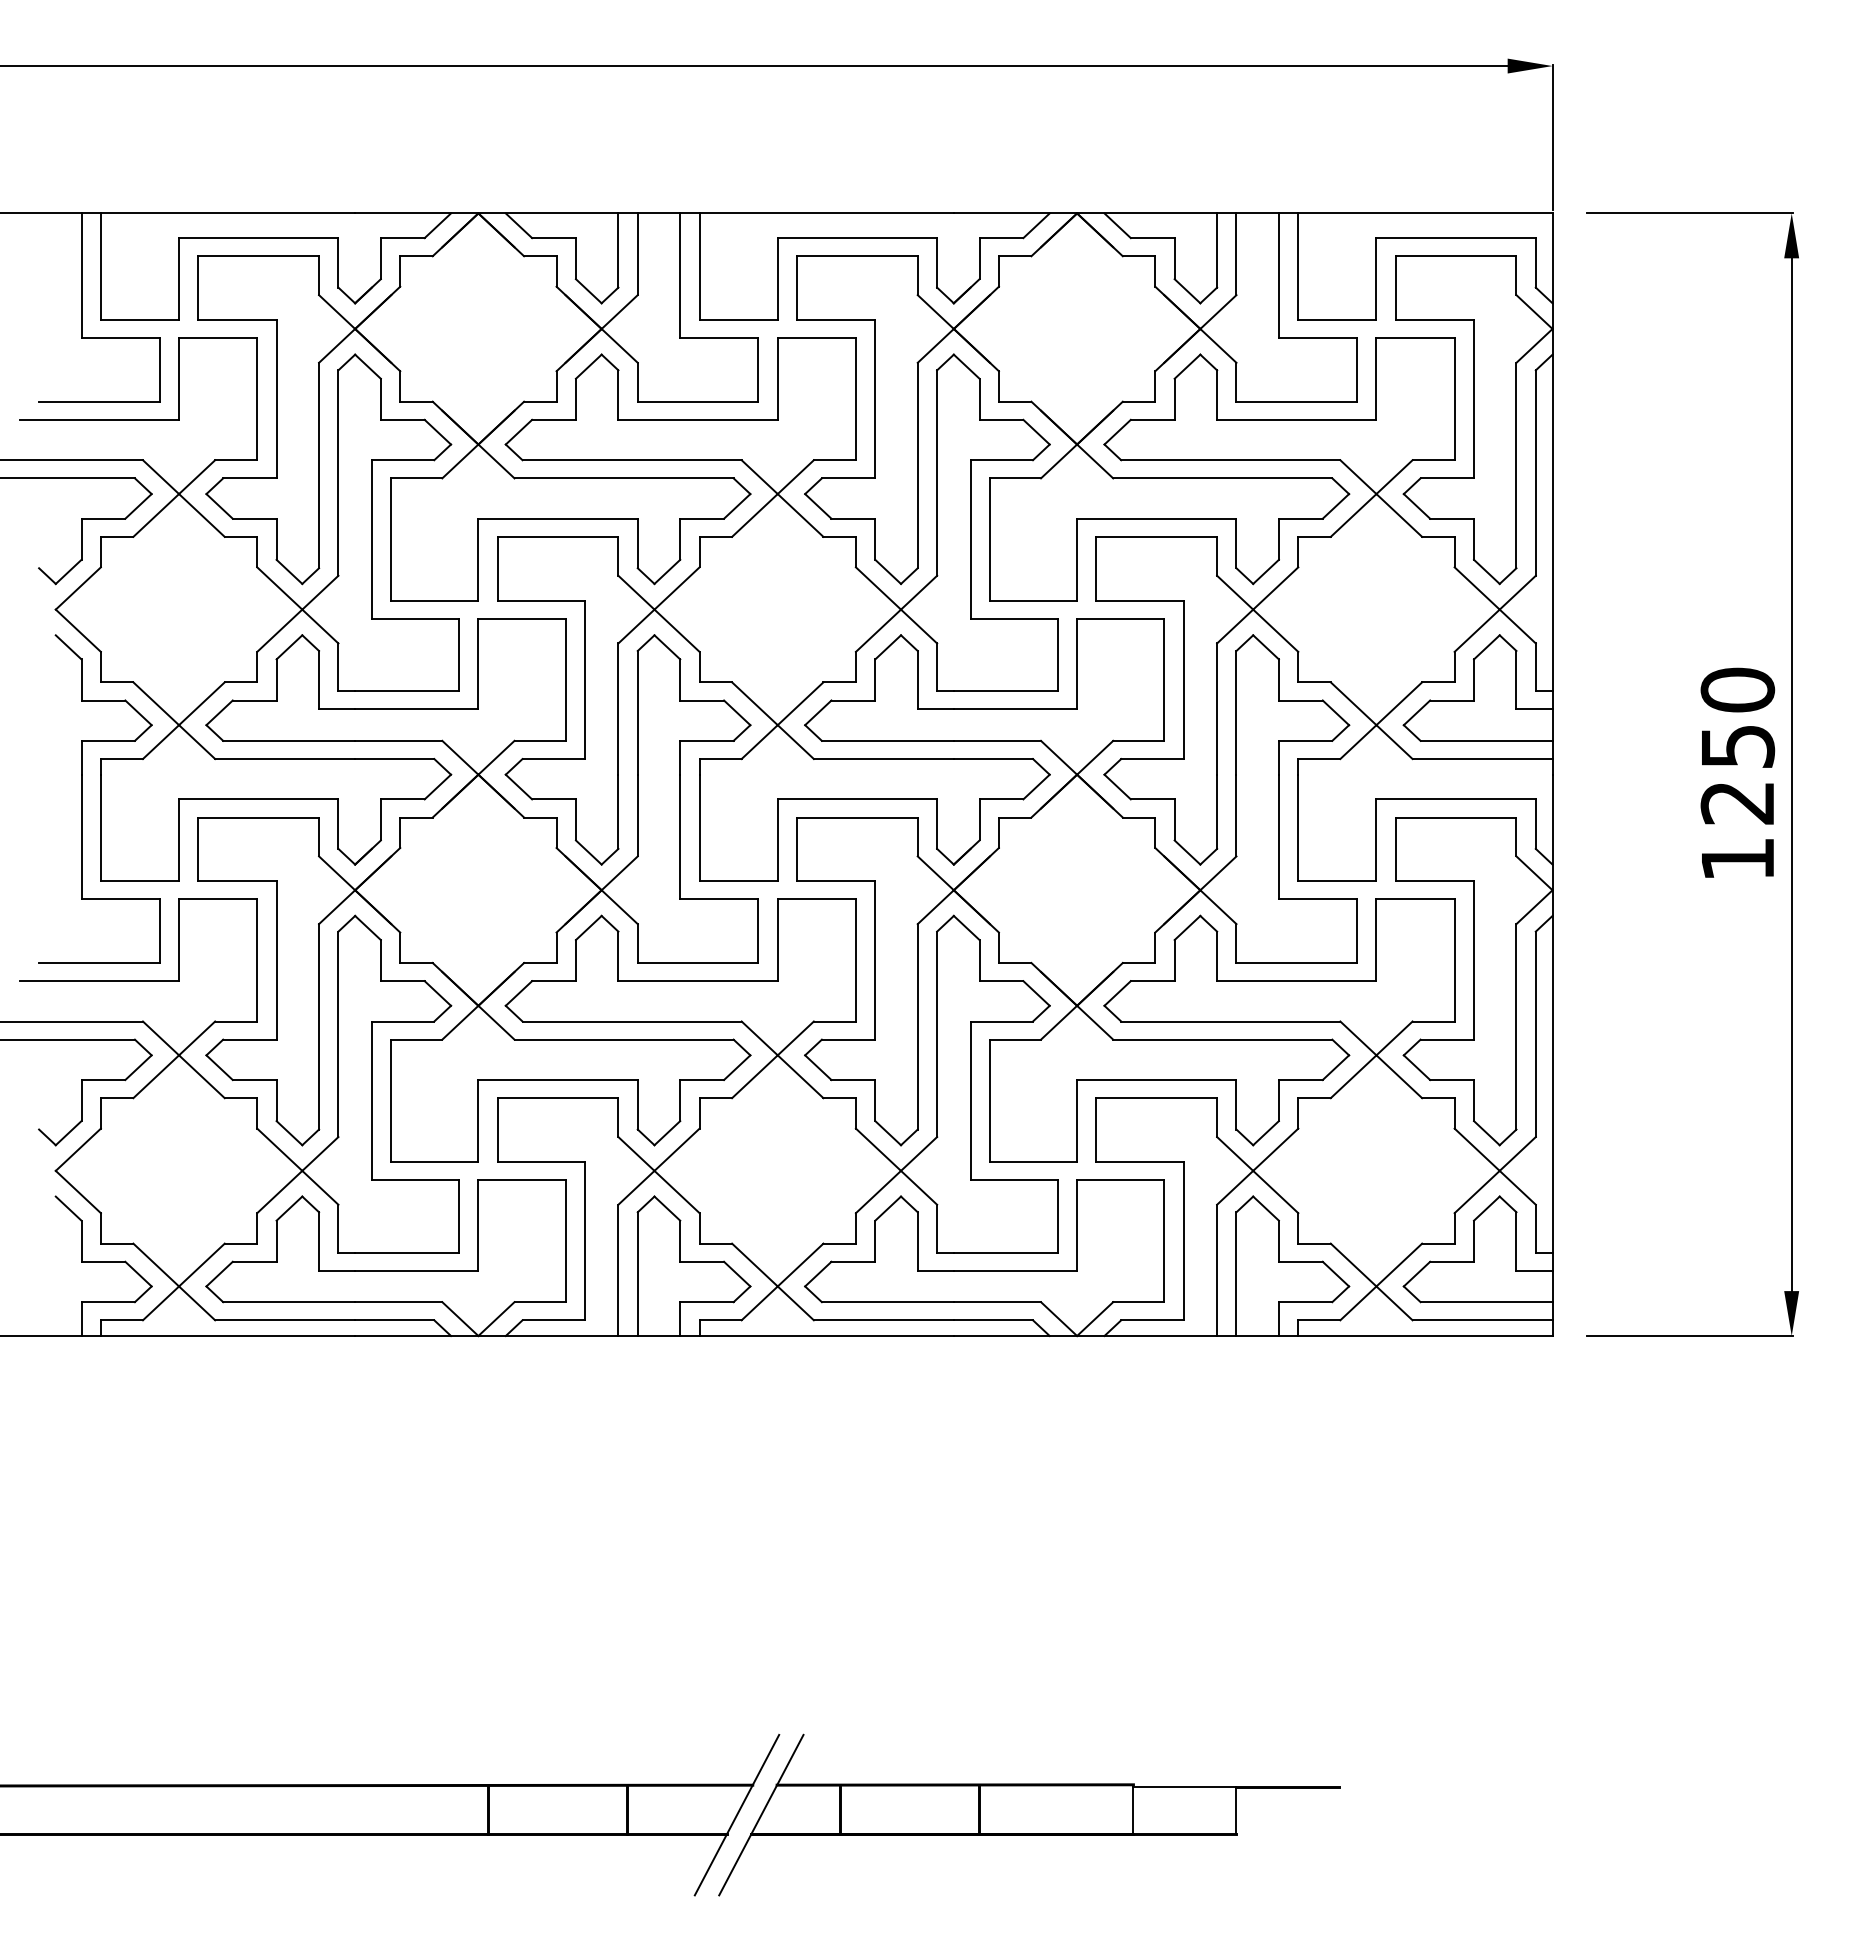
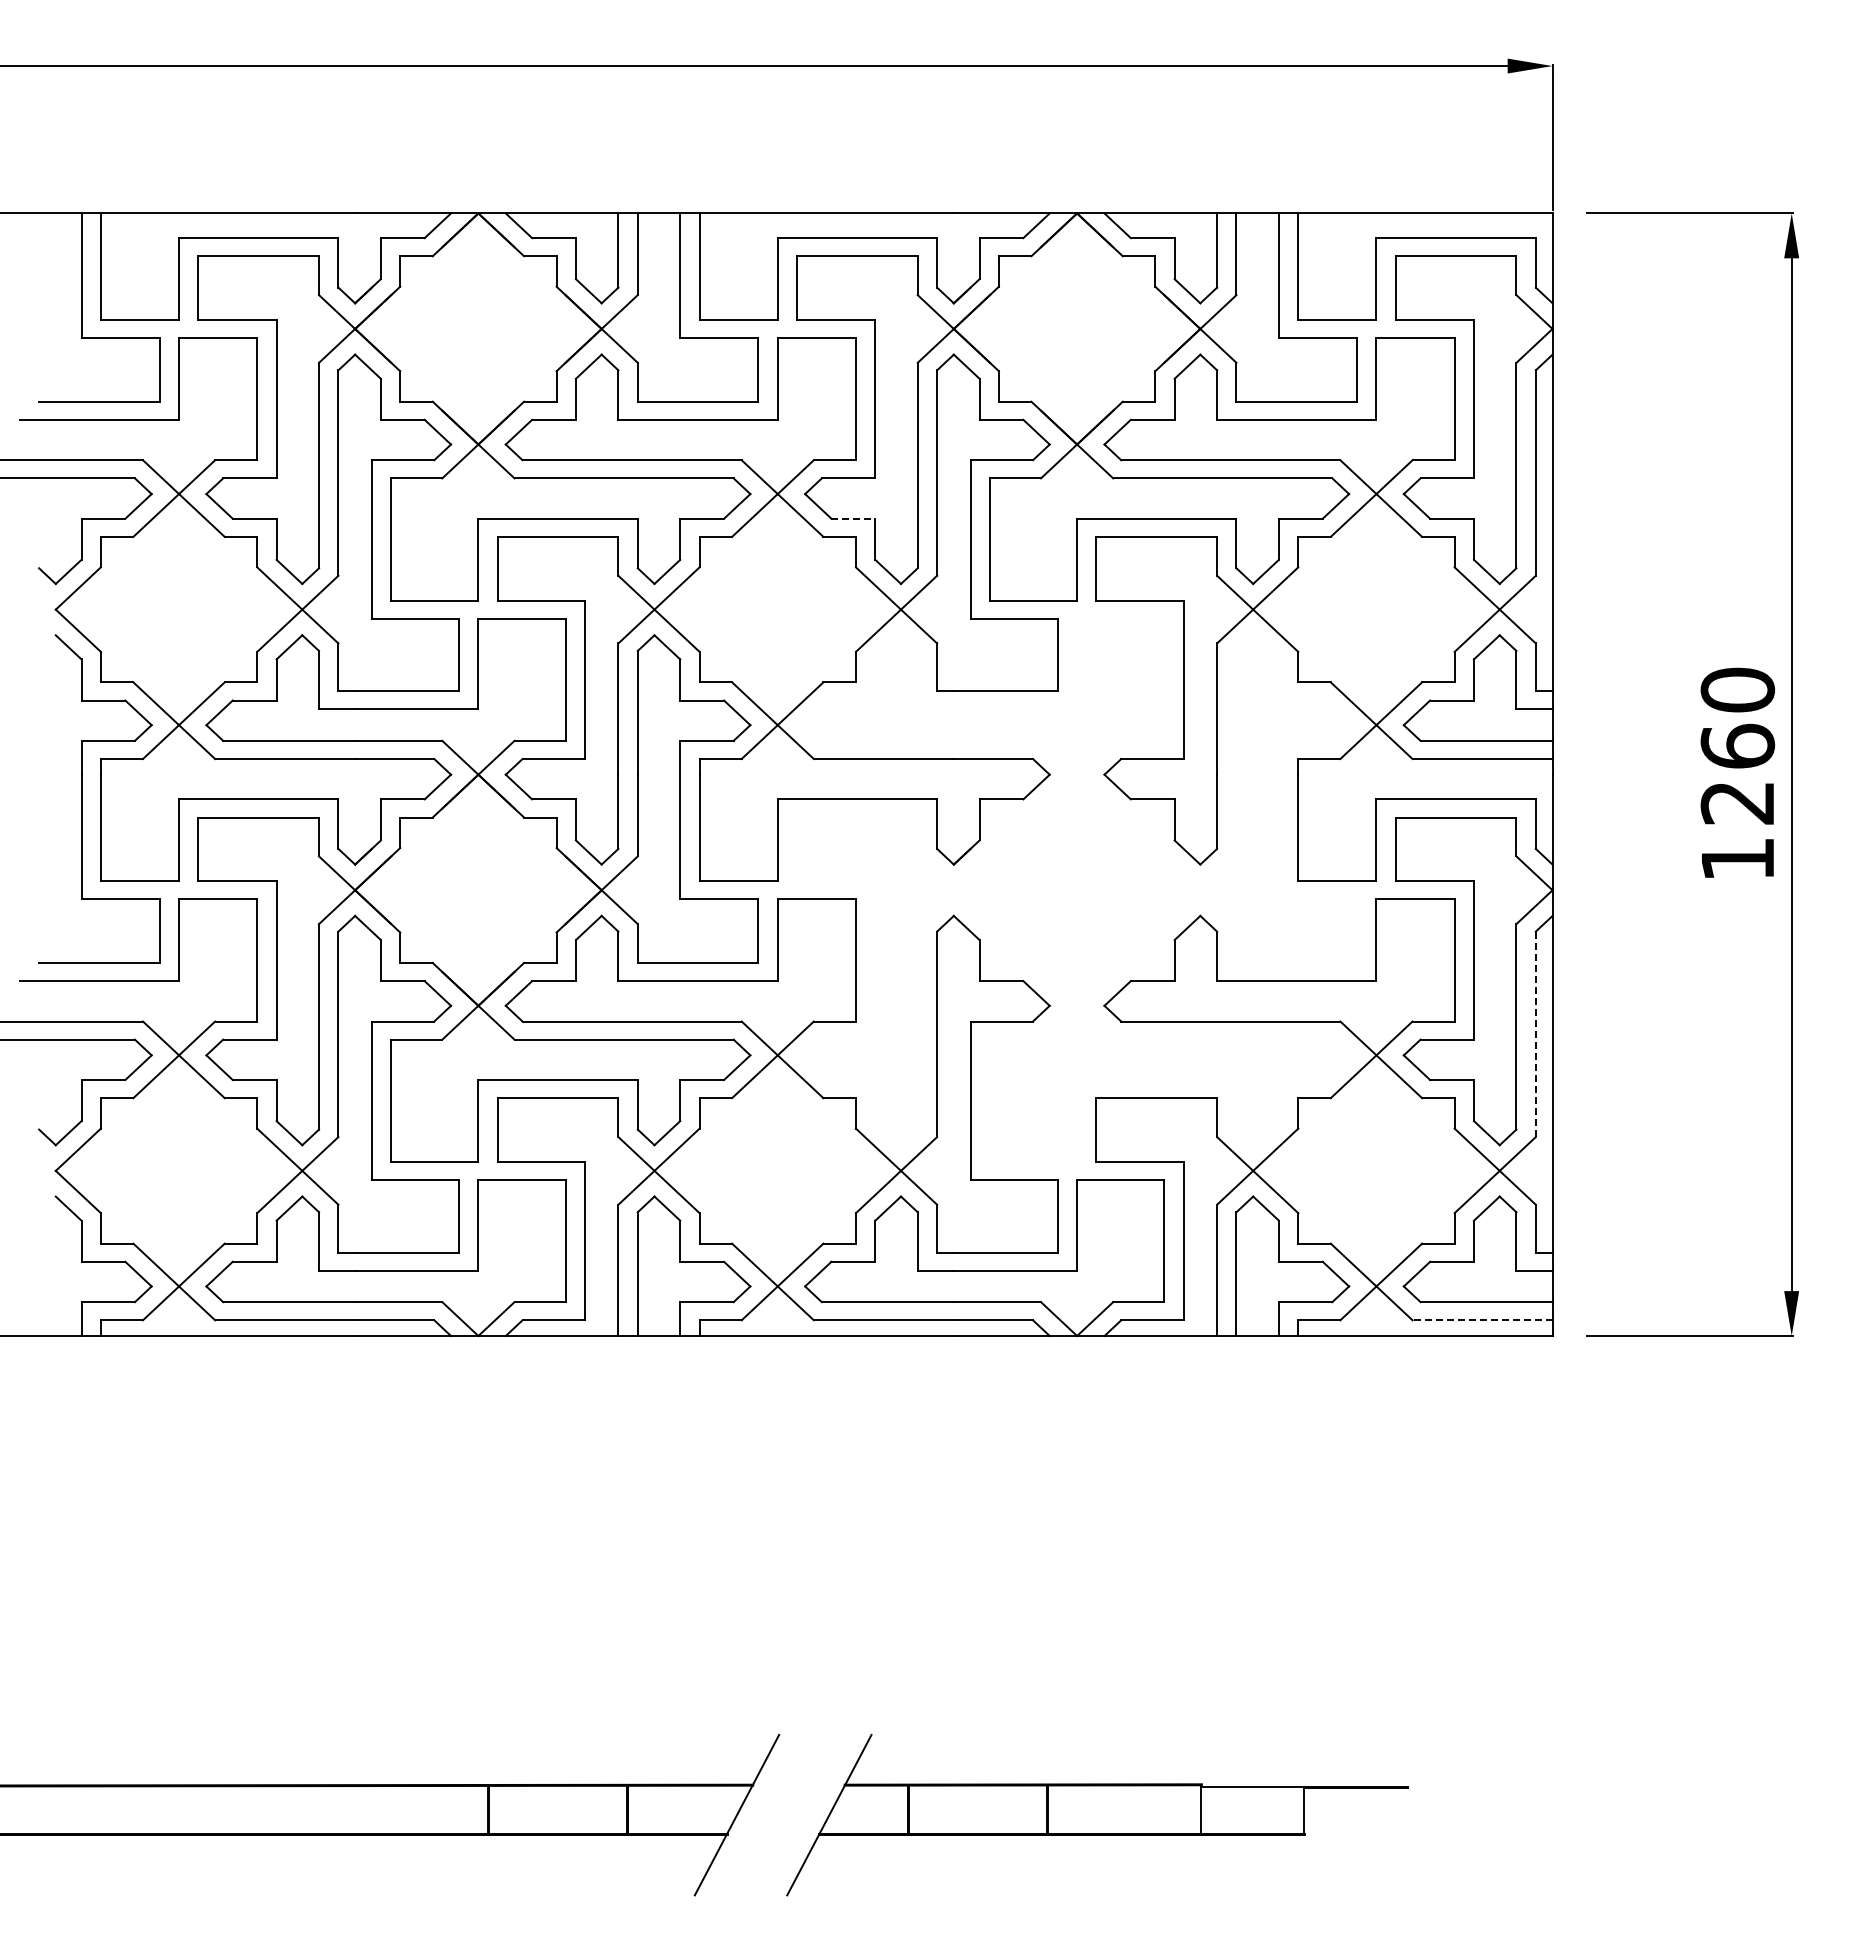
line: solid -> dashed (853, 518)
text: 1250 -> 1260 (1737, 745)
part: present -> none (1076, 890)
line: solid -> dashed (1535, 1034)
line: solid -> dashed (1482, 1320)
part position: (1029, 1814) -> (1097, 1814) (1097, 1814)
